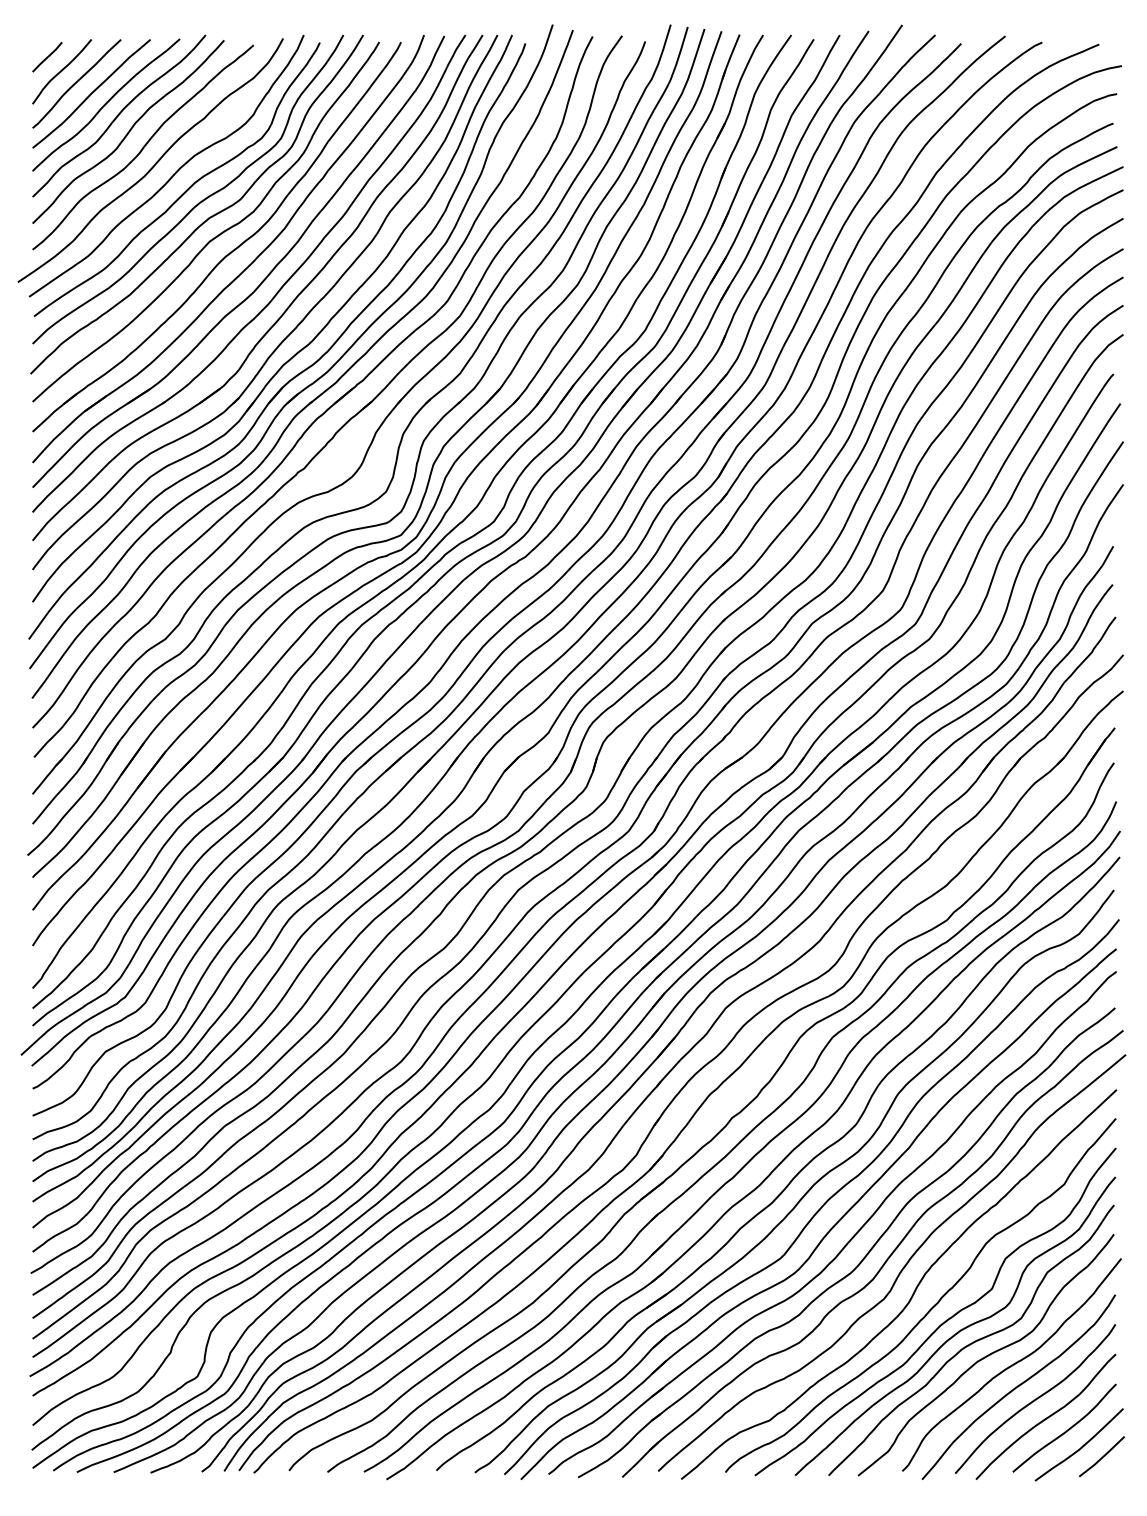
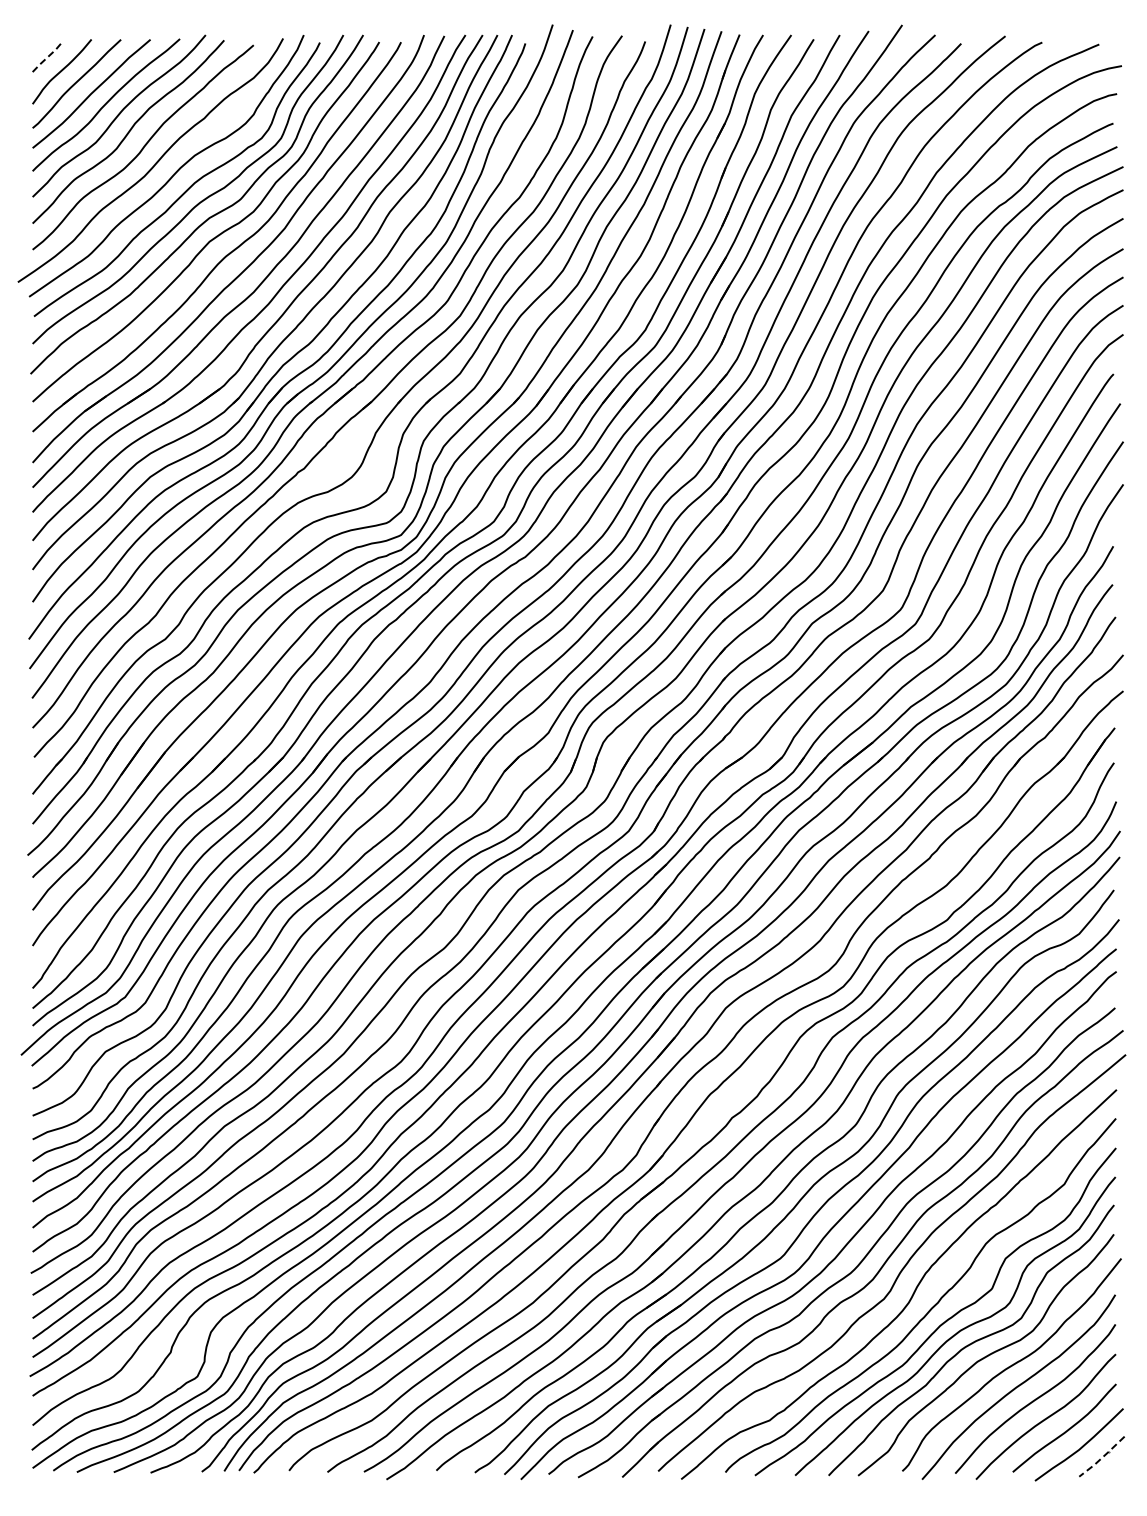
line: solid -> dashed (47, 57)
line: solid -> dashed (1102, 1457)
